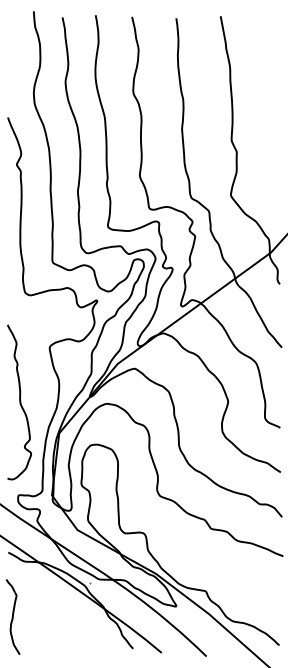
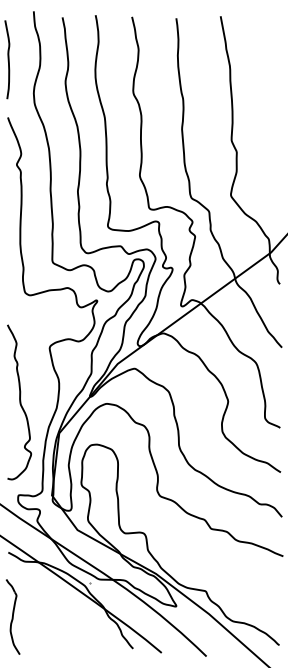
curve: none -> present (7, 59)
